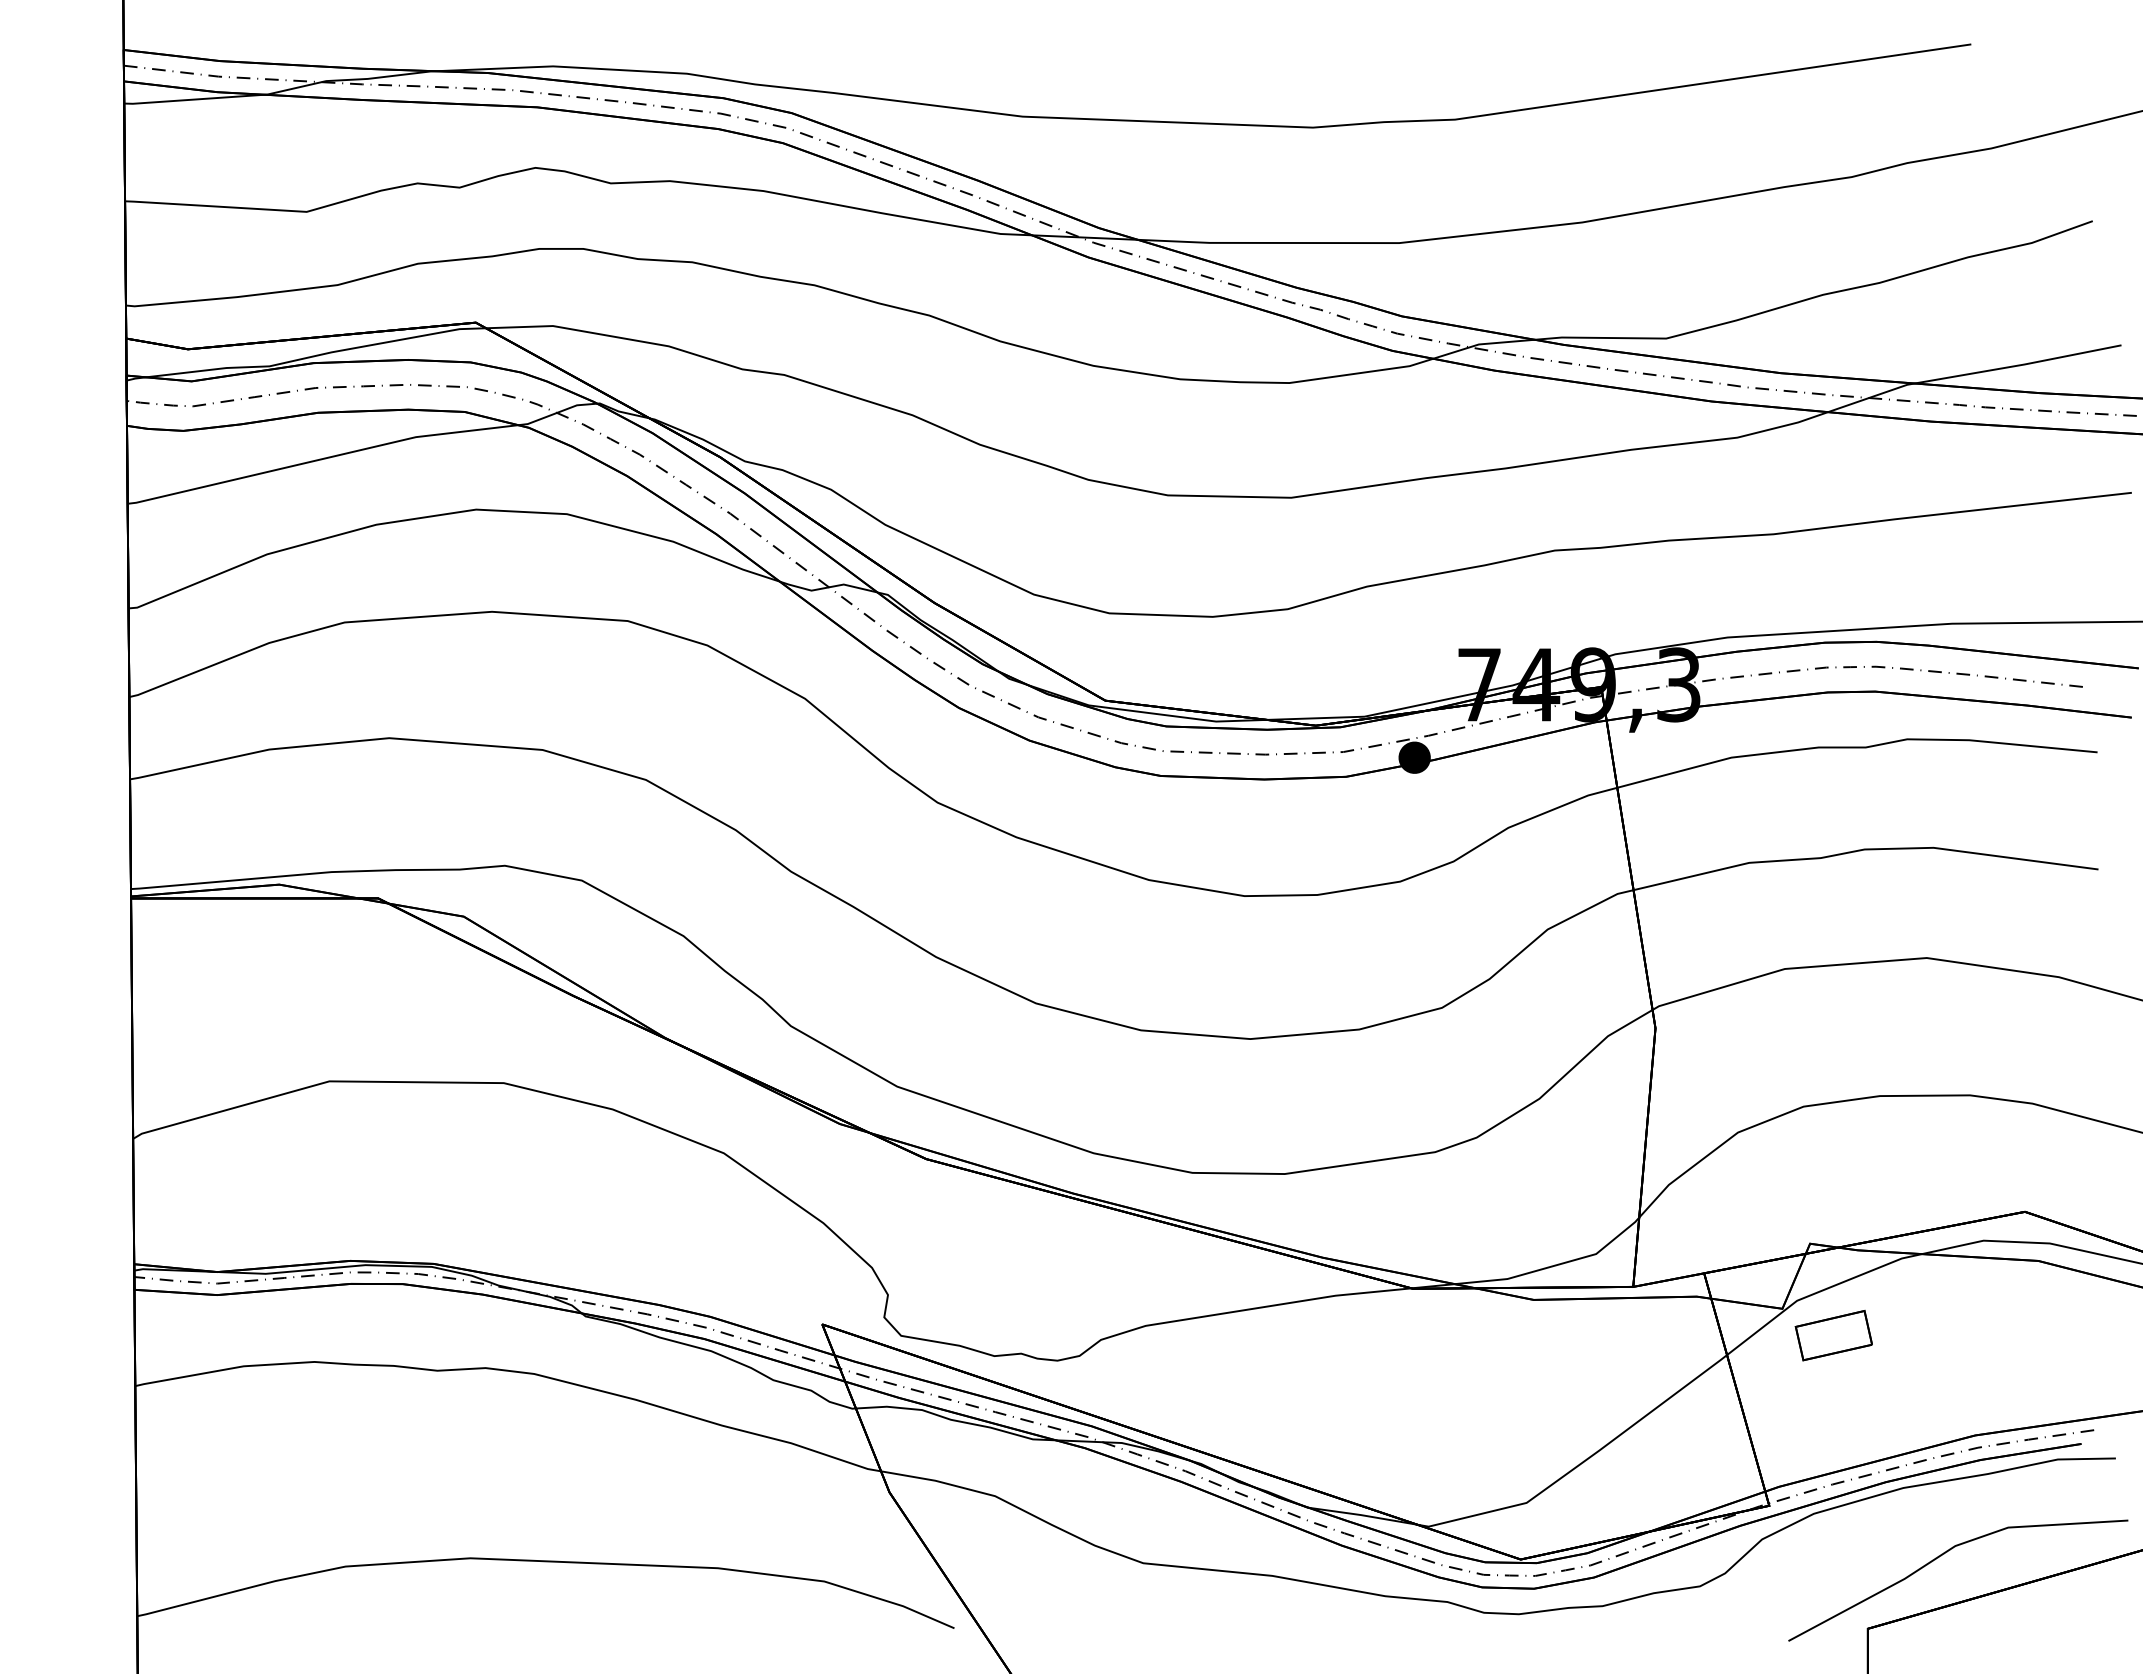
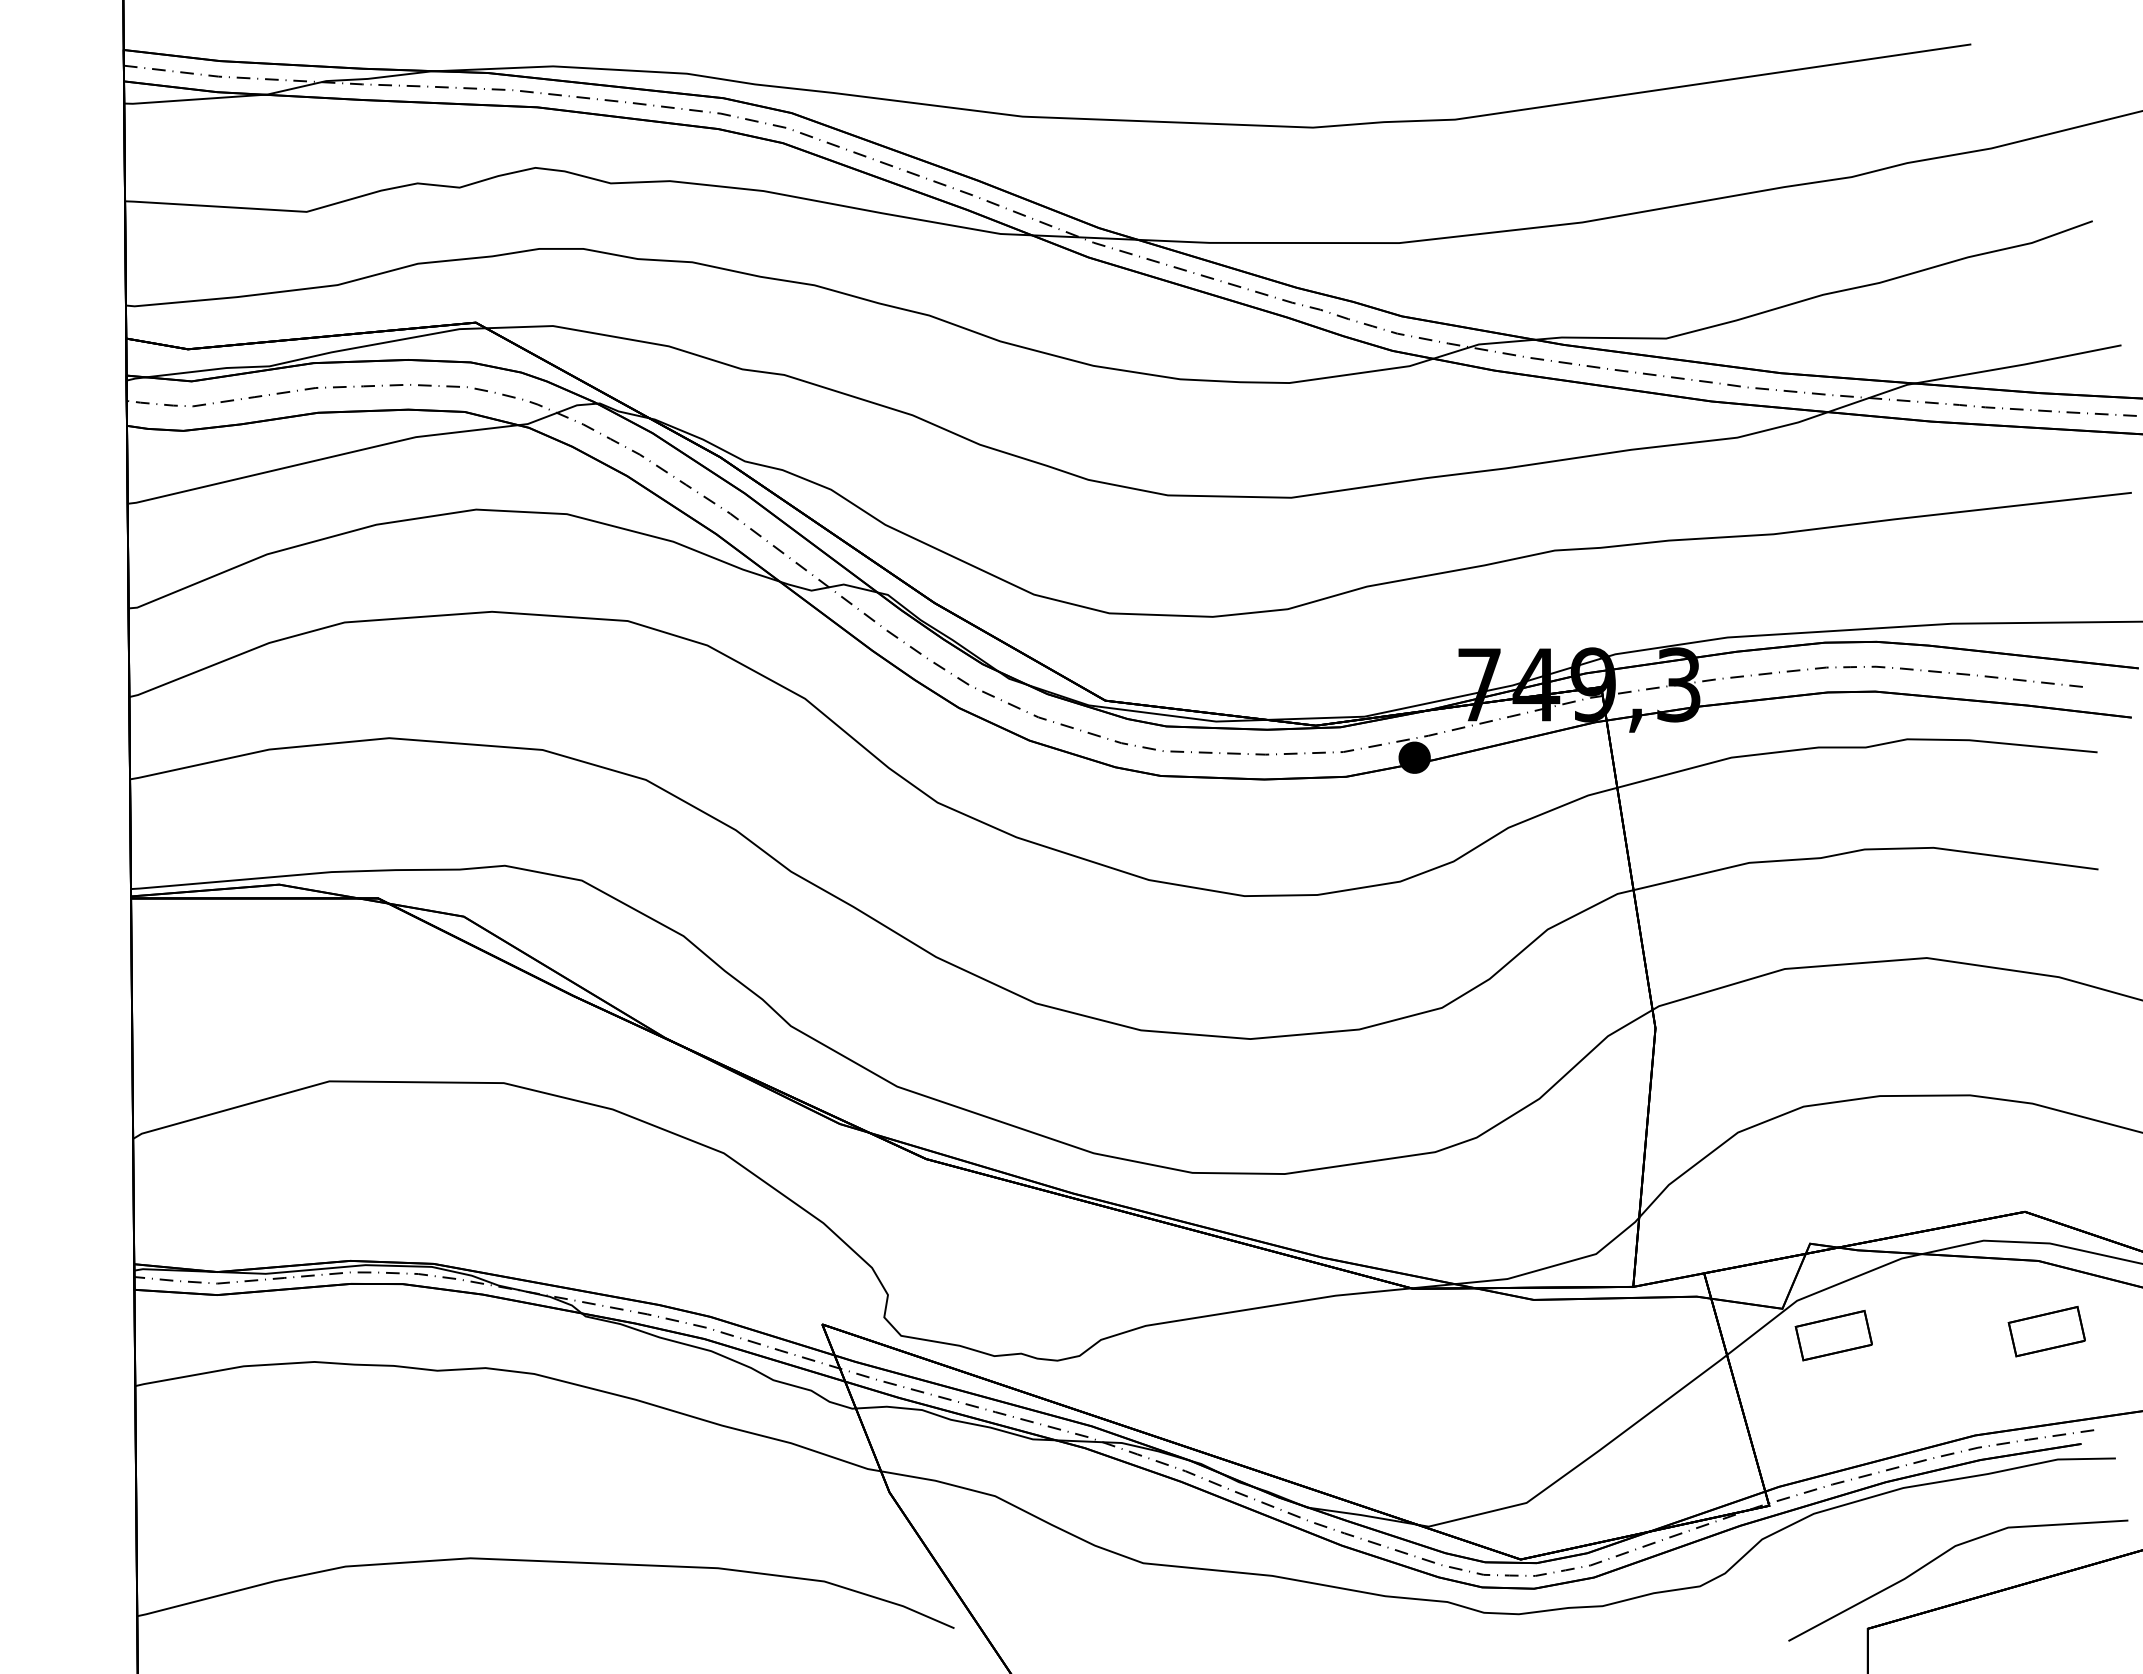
part: none -> present (2046, 1331)
